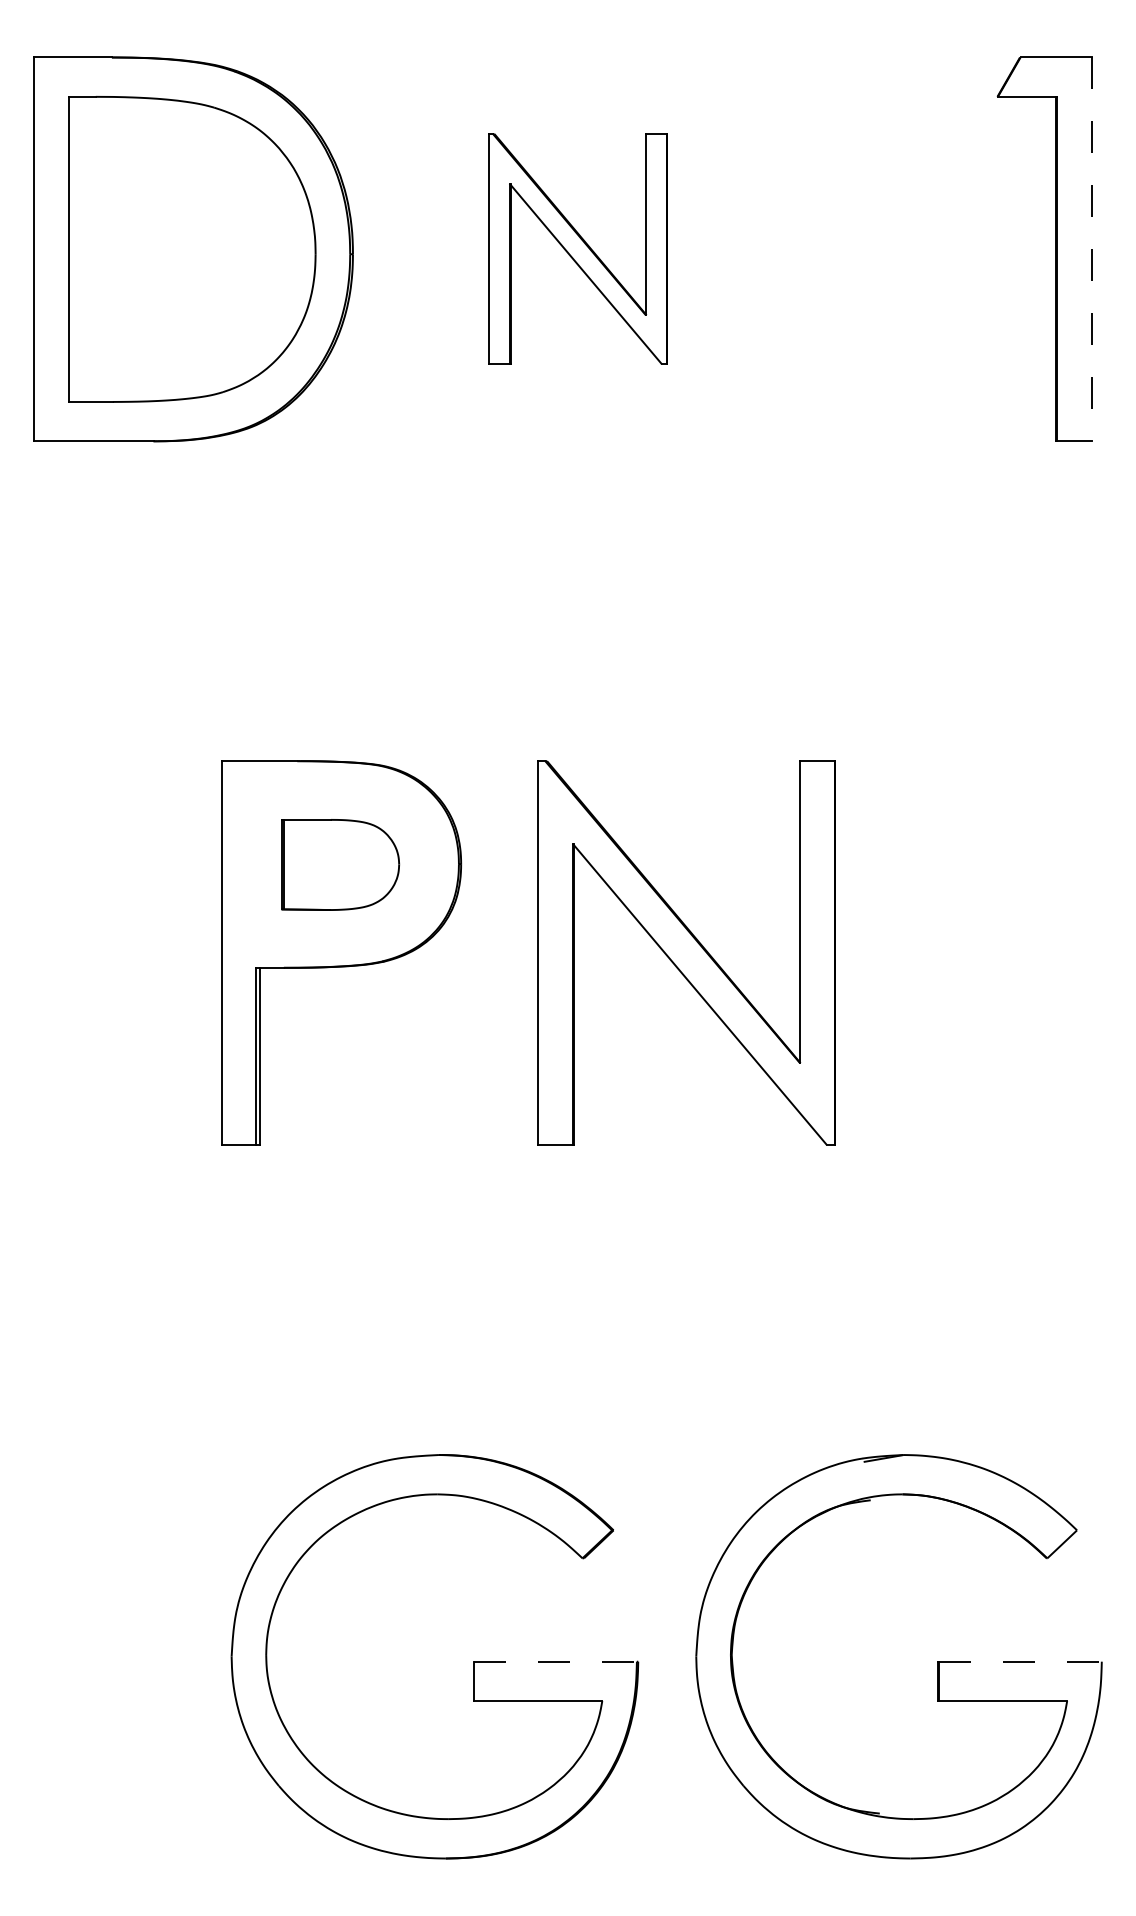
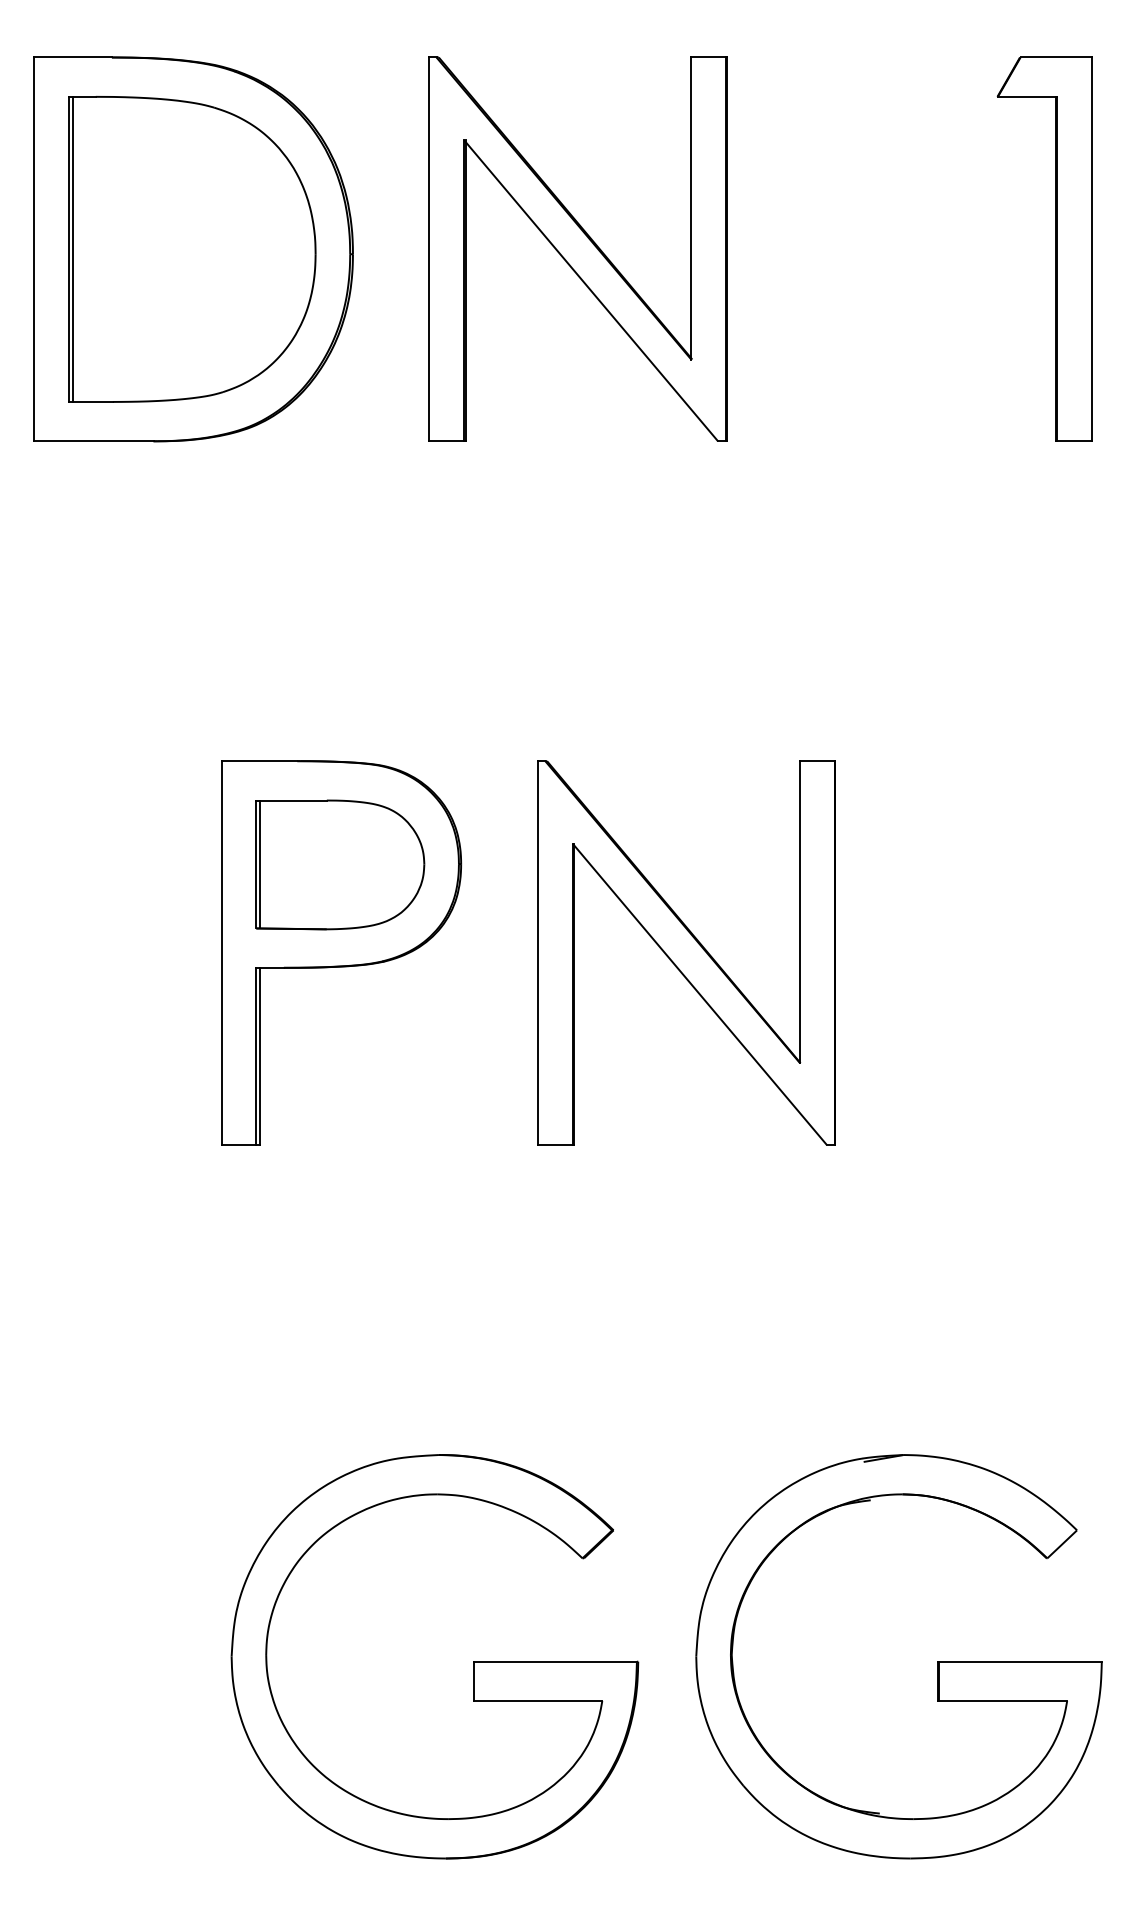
line: none -> present (72, 248)
part size: 180x232 px -> 300x386 px (577, 248)
line: dashed -> solid (1091, 249)
part size: 120x92 px -> 171x132 px (340, 864)
line: dashed -> solid (555, 1661)
line: dashed -> solid (1020, 1661)
